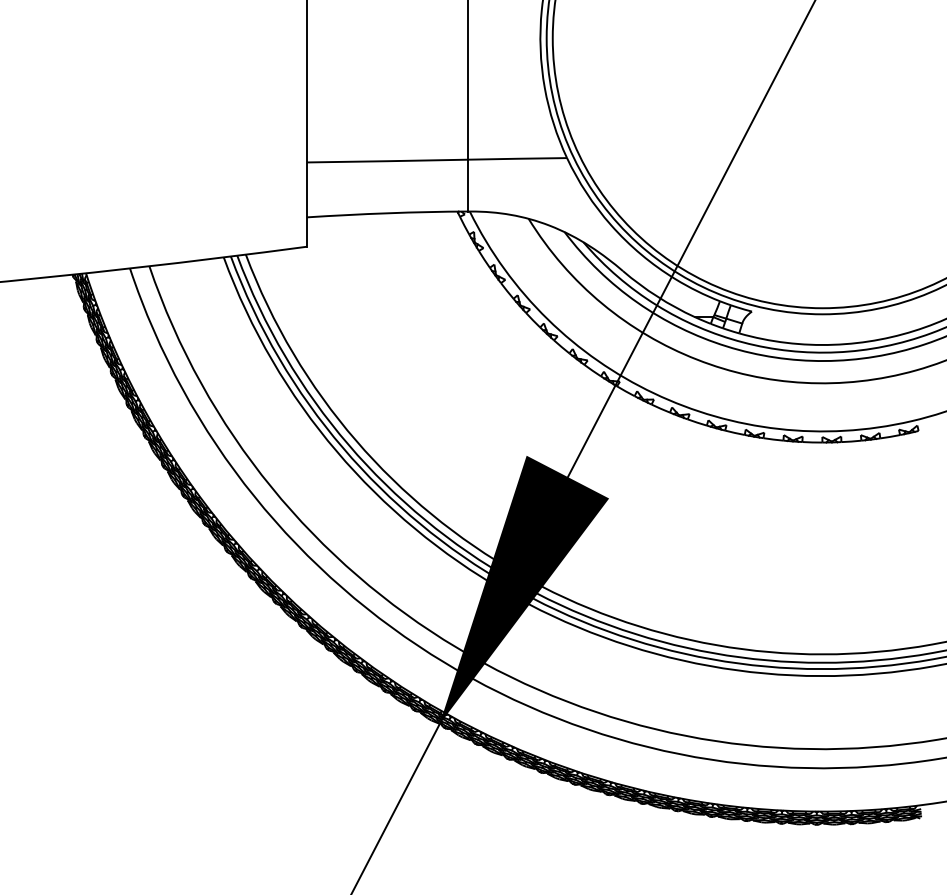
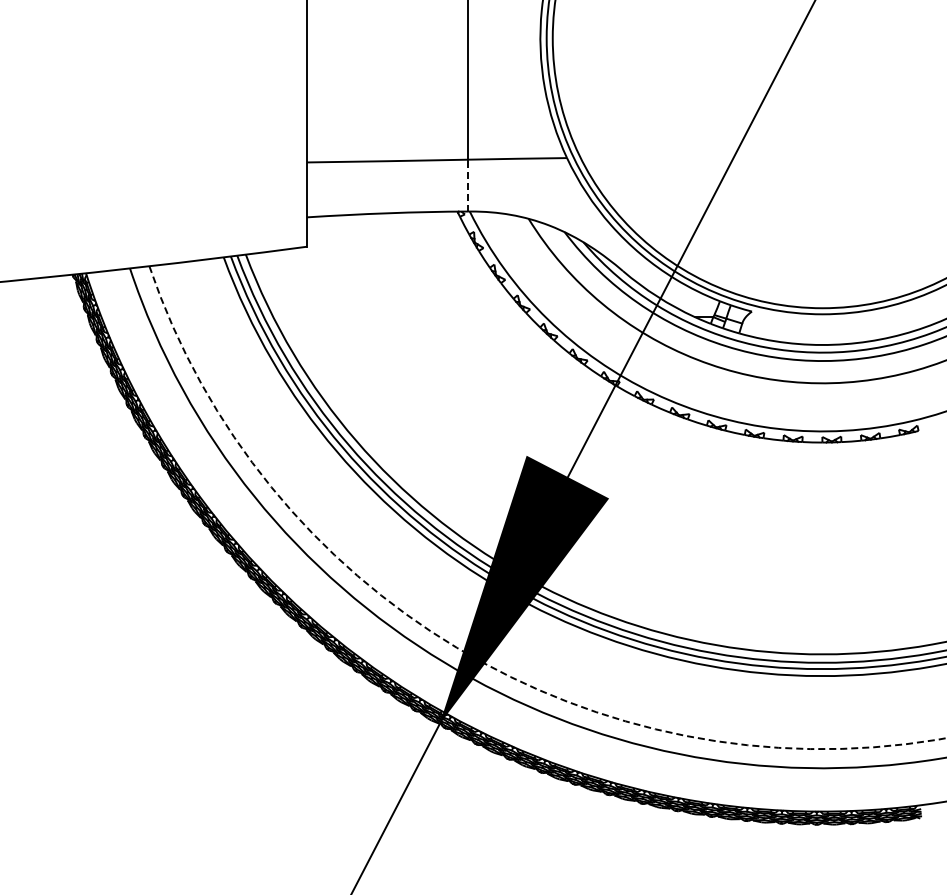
line: solid -> dashed (468, 185)
arc: solid -> dashed (461, 650)
